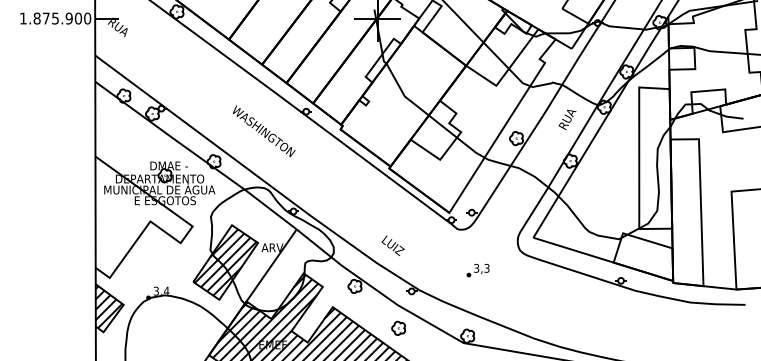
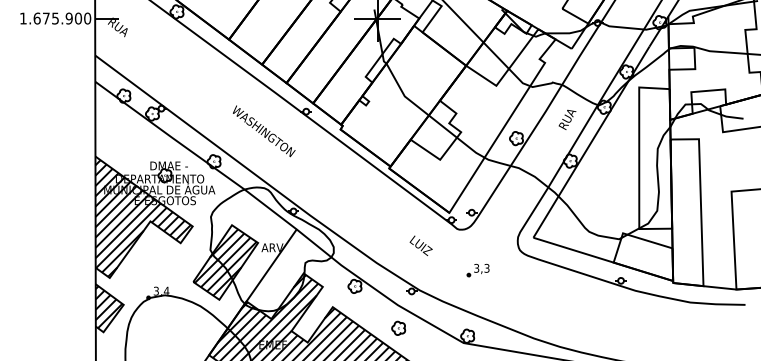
text: 1.875.900 -> 1.675.900 (36, 18)
hatch: none -> present (142, 218)
text position: (392, 245) -> (420, 245) (420, 245)
